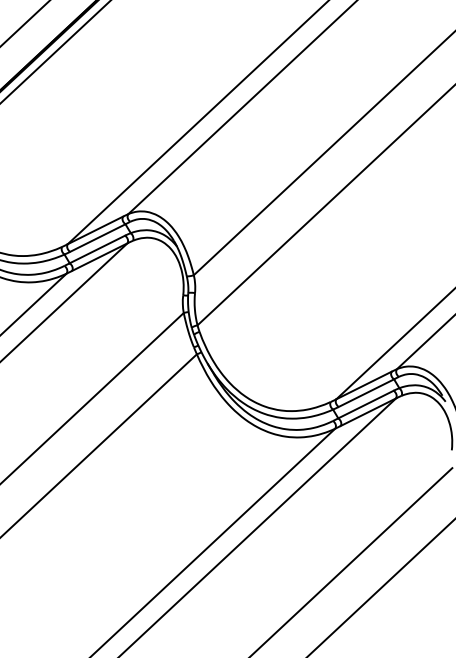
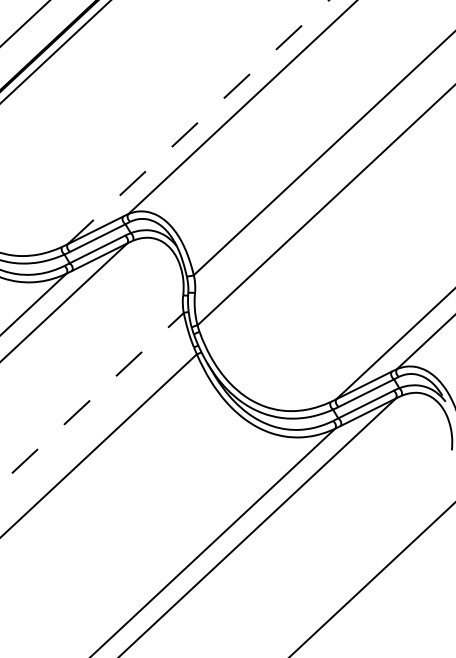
line: solid -> dashed (198, 122)
line: solid -> dashed (92, 398)
line: present -> none (352, 561)
line position: (380, 587) -> (372, 579) (372, 579)
